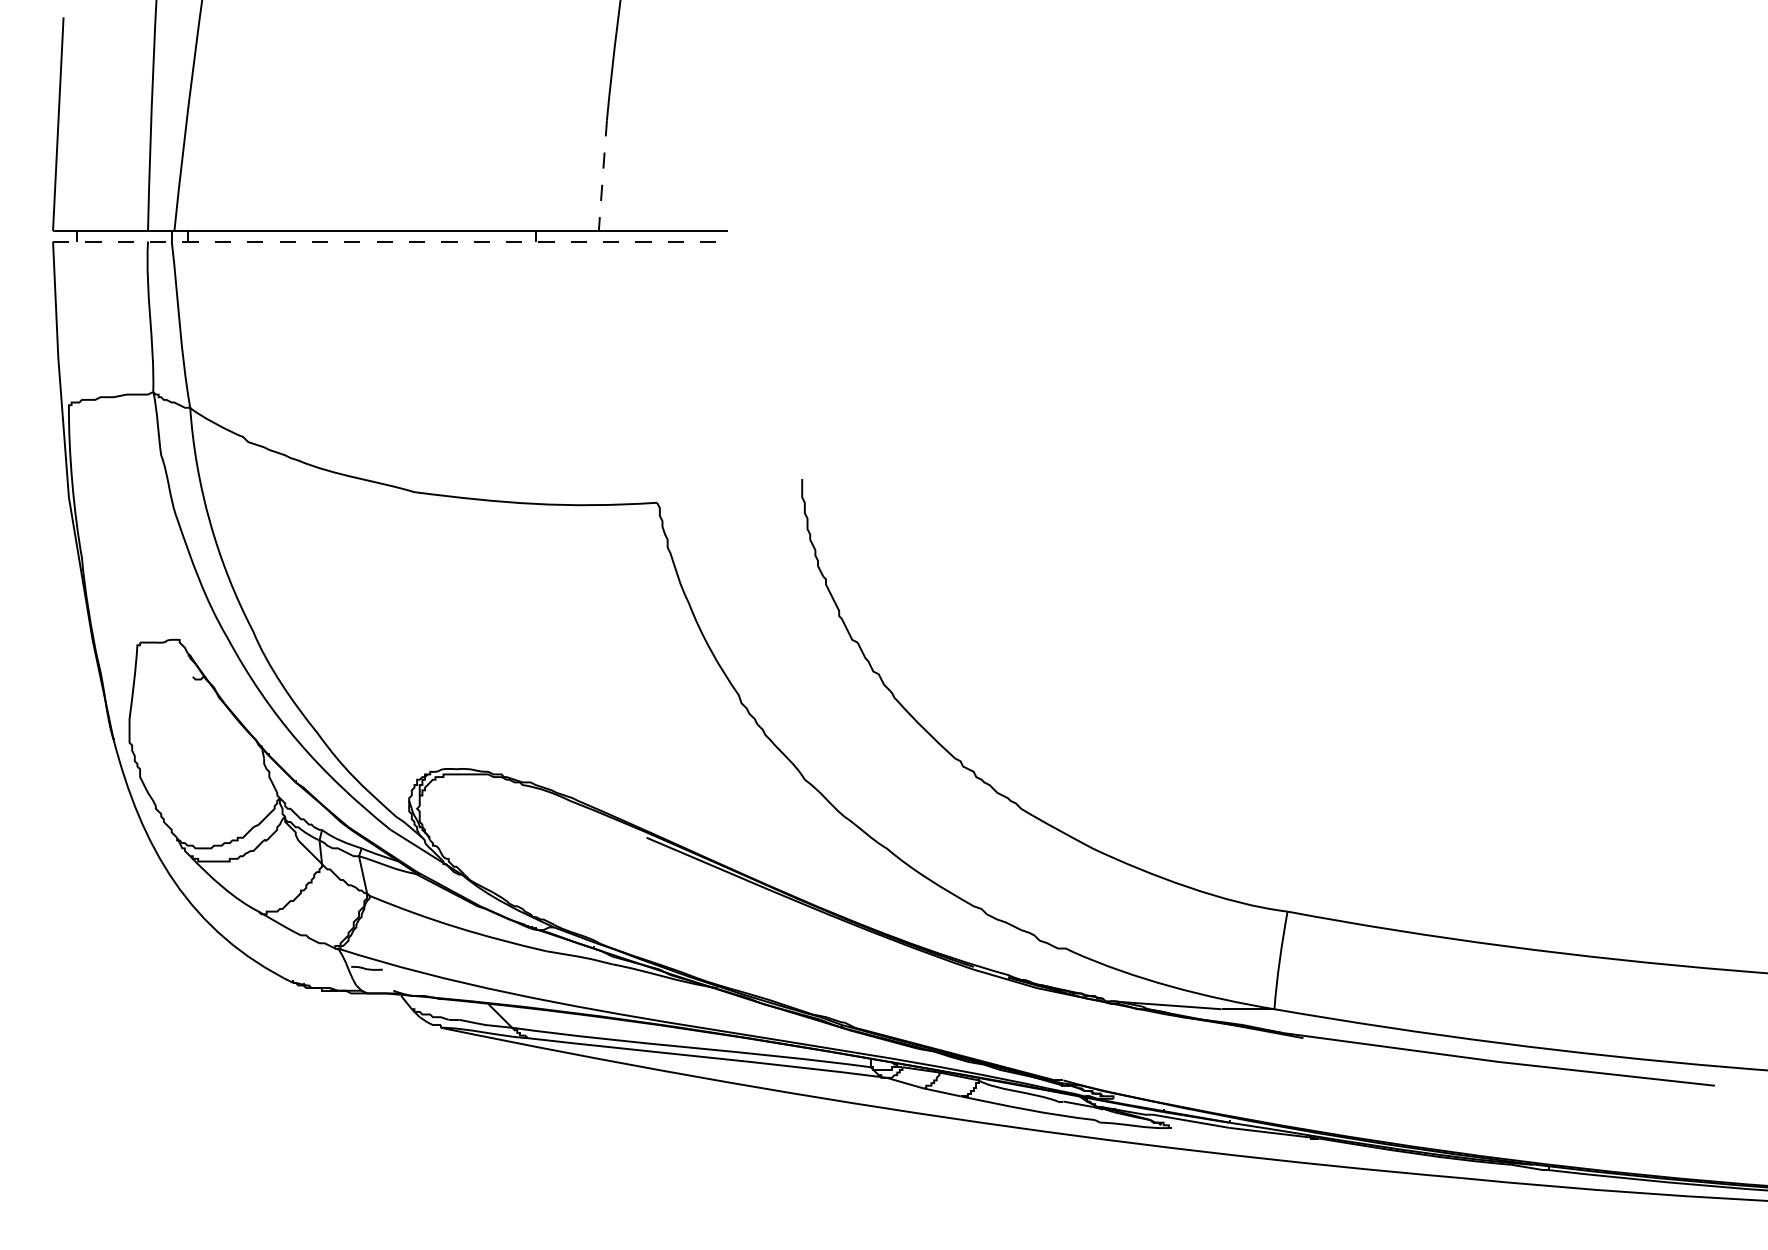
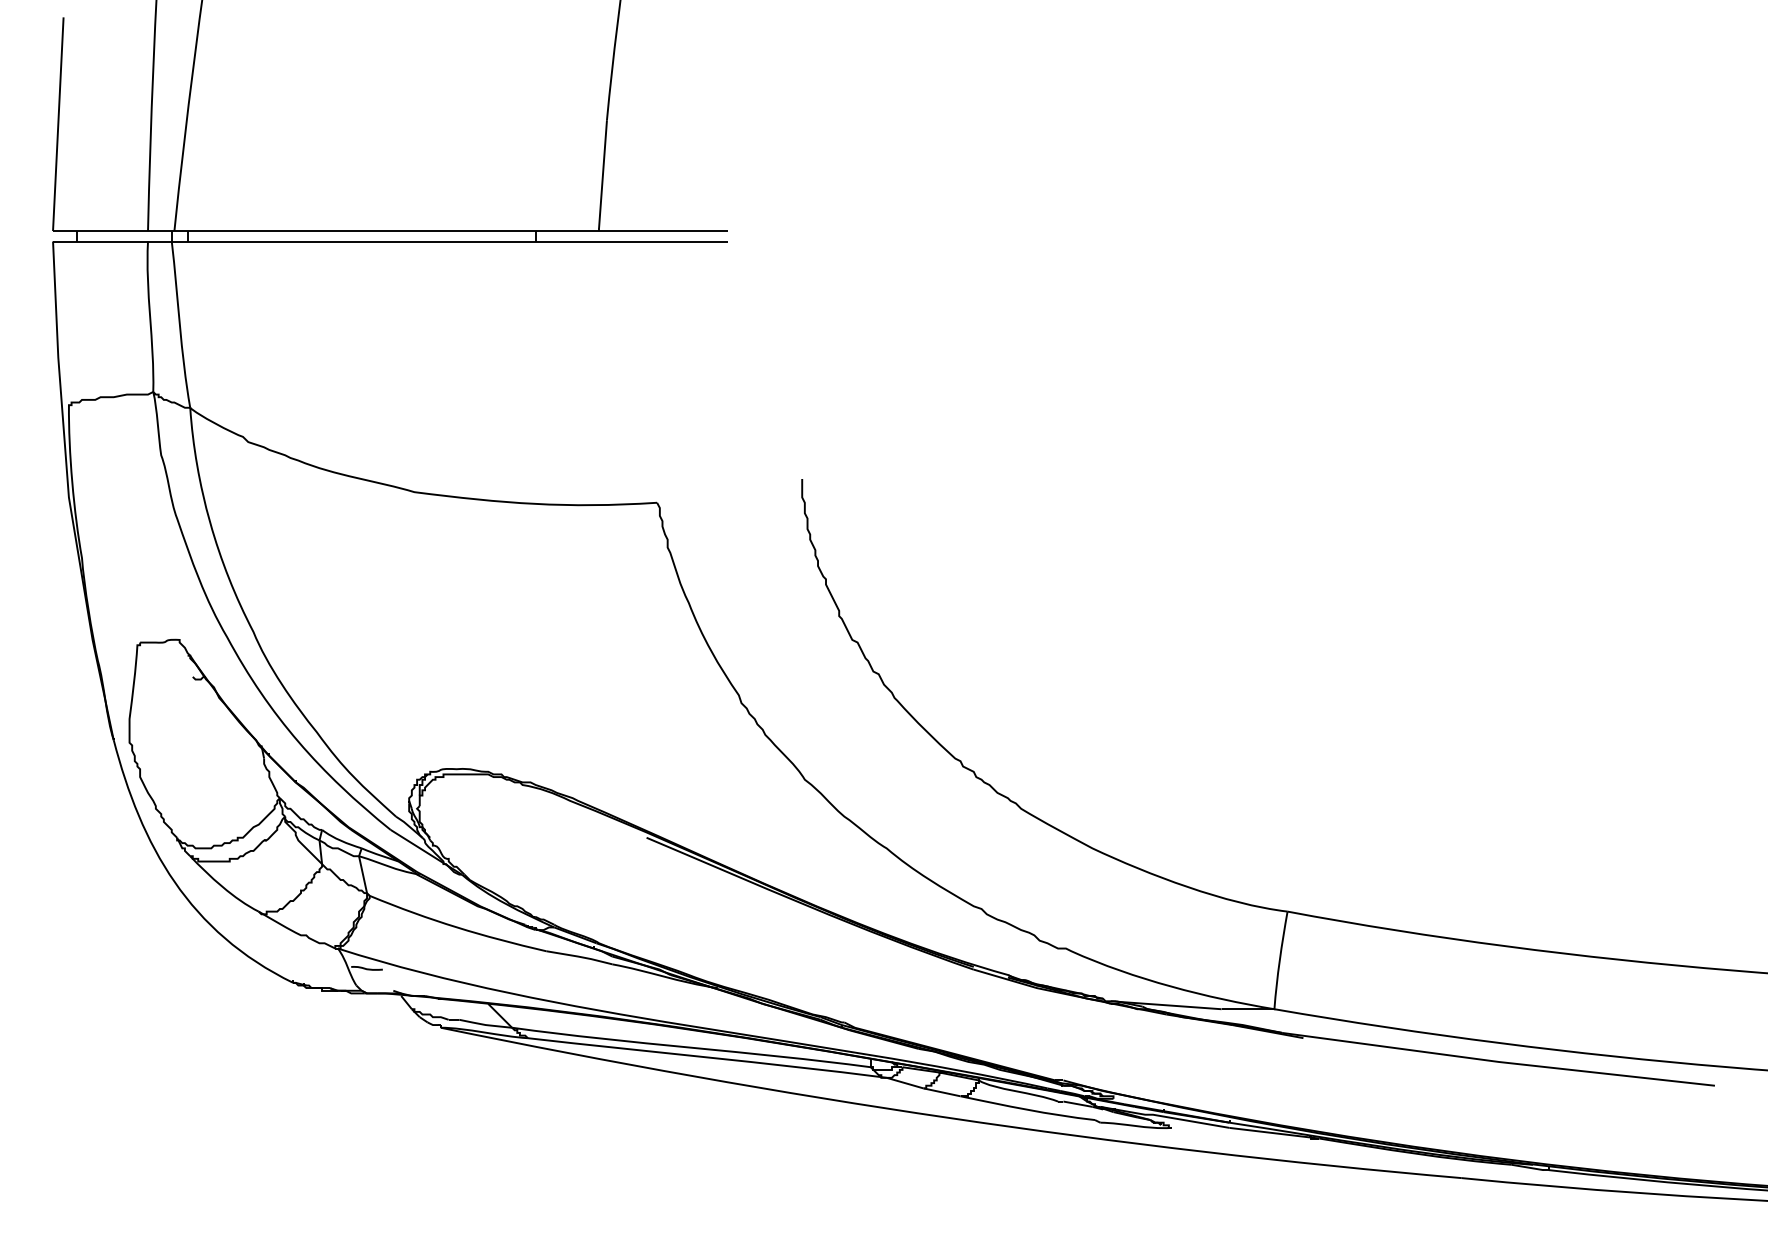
line: dashed -> solid (602, 174)
line: dashed -> solid (390, 241)
